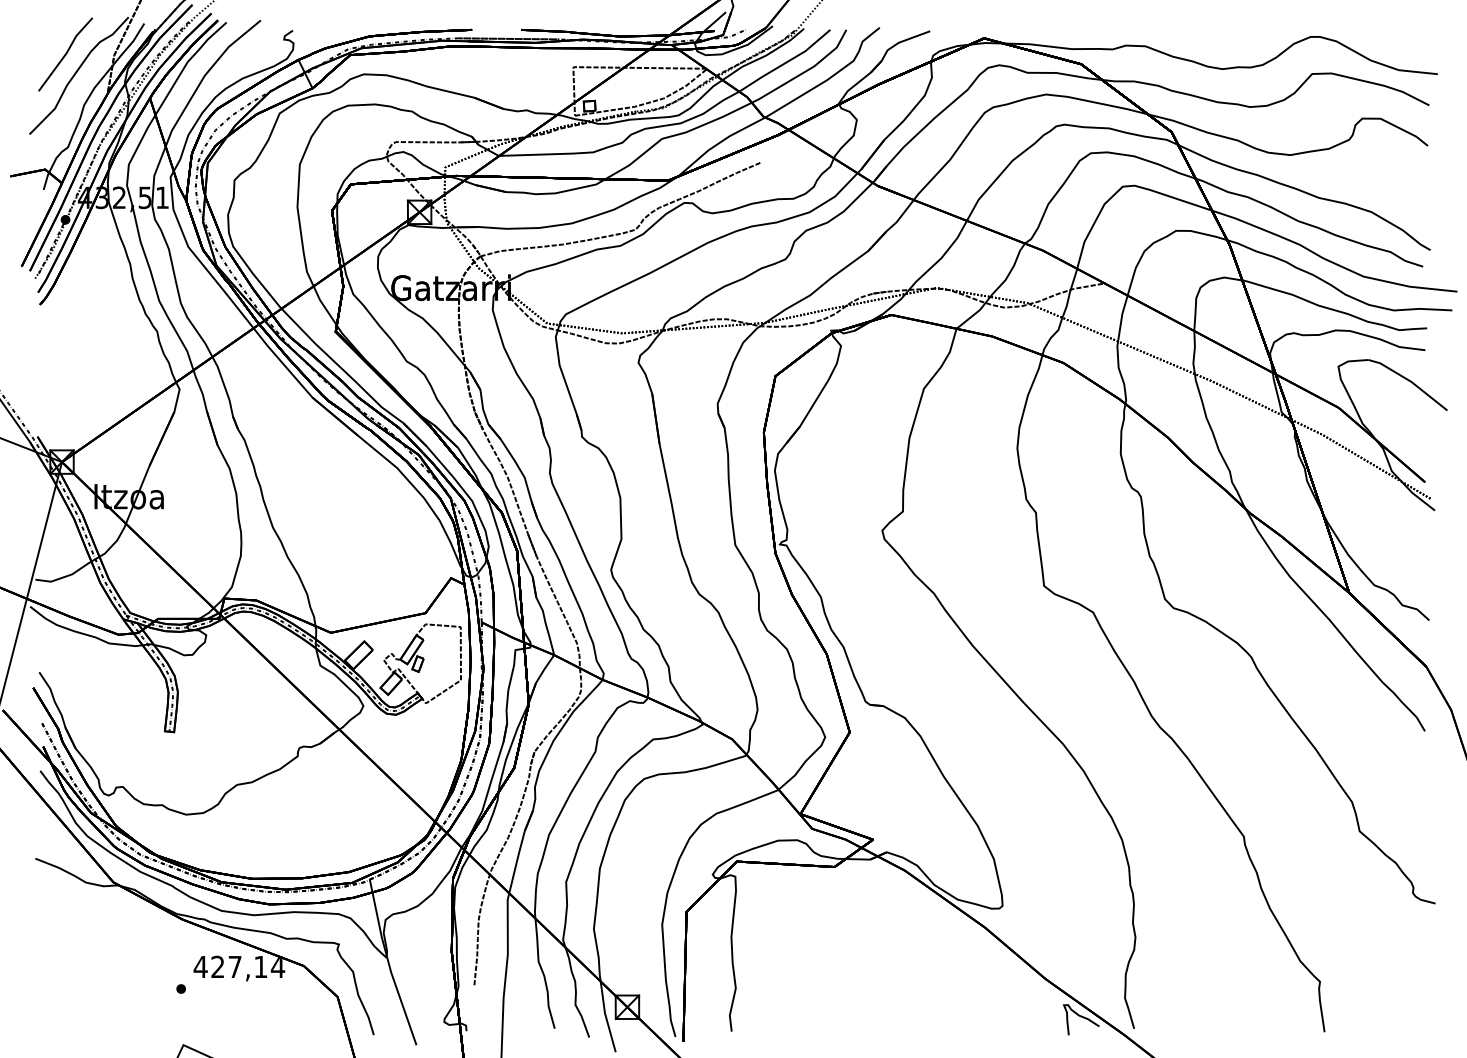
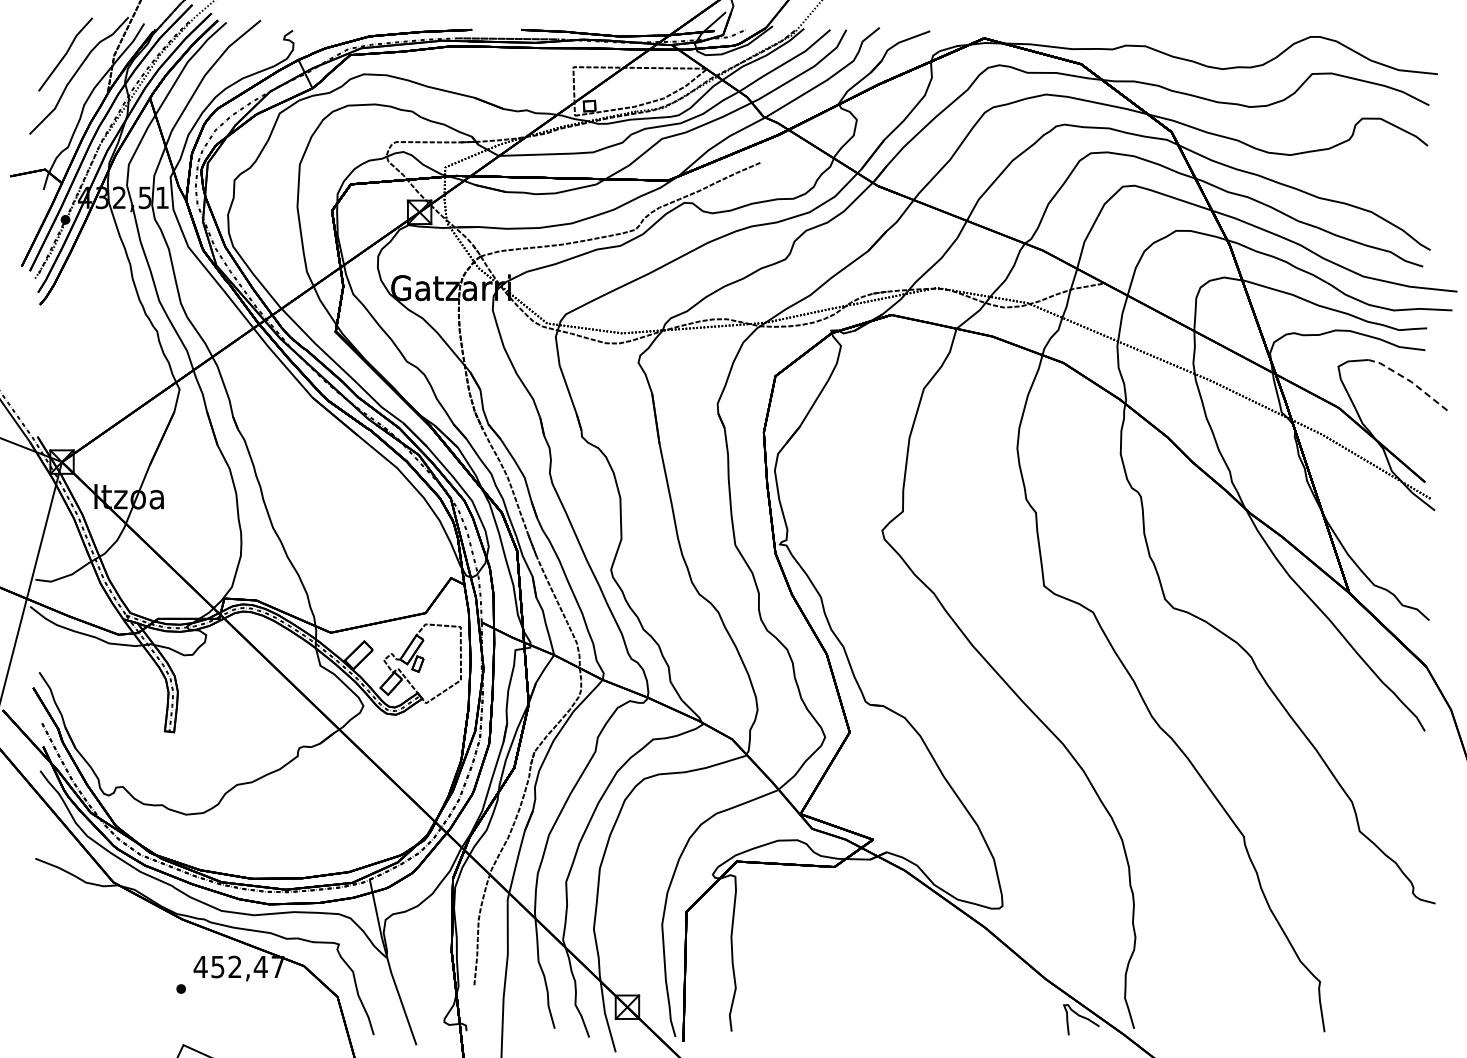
line: solid -> dashed (1409, 380)
text: 427,14 -> 452,47 (248, 966)
